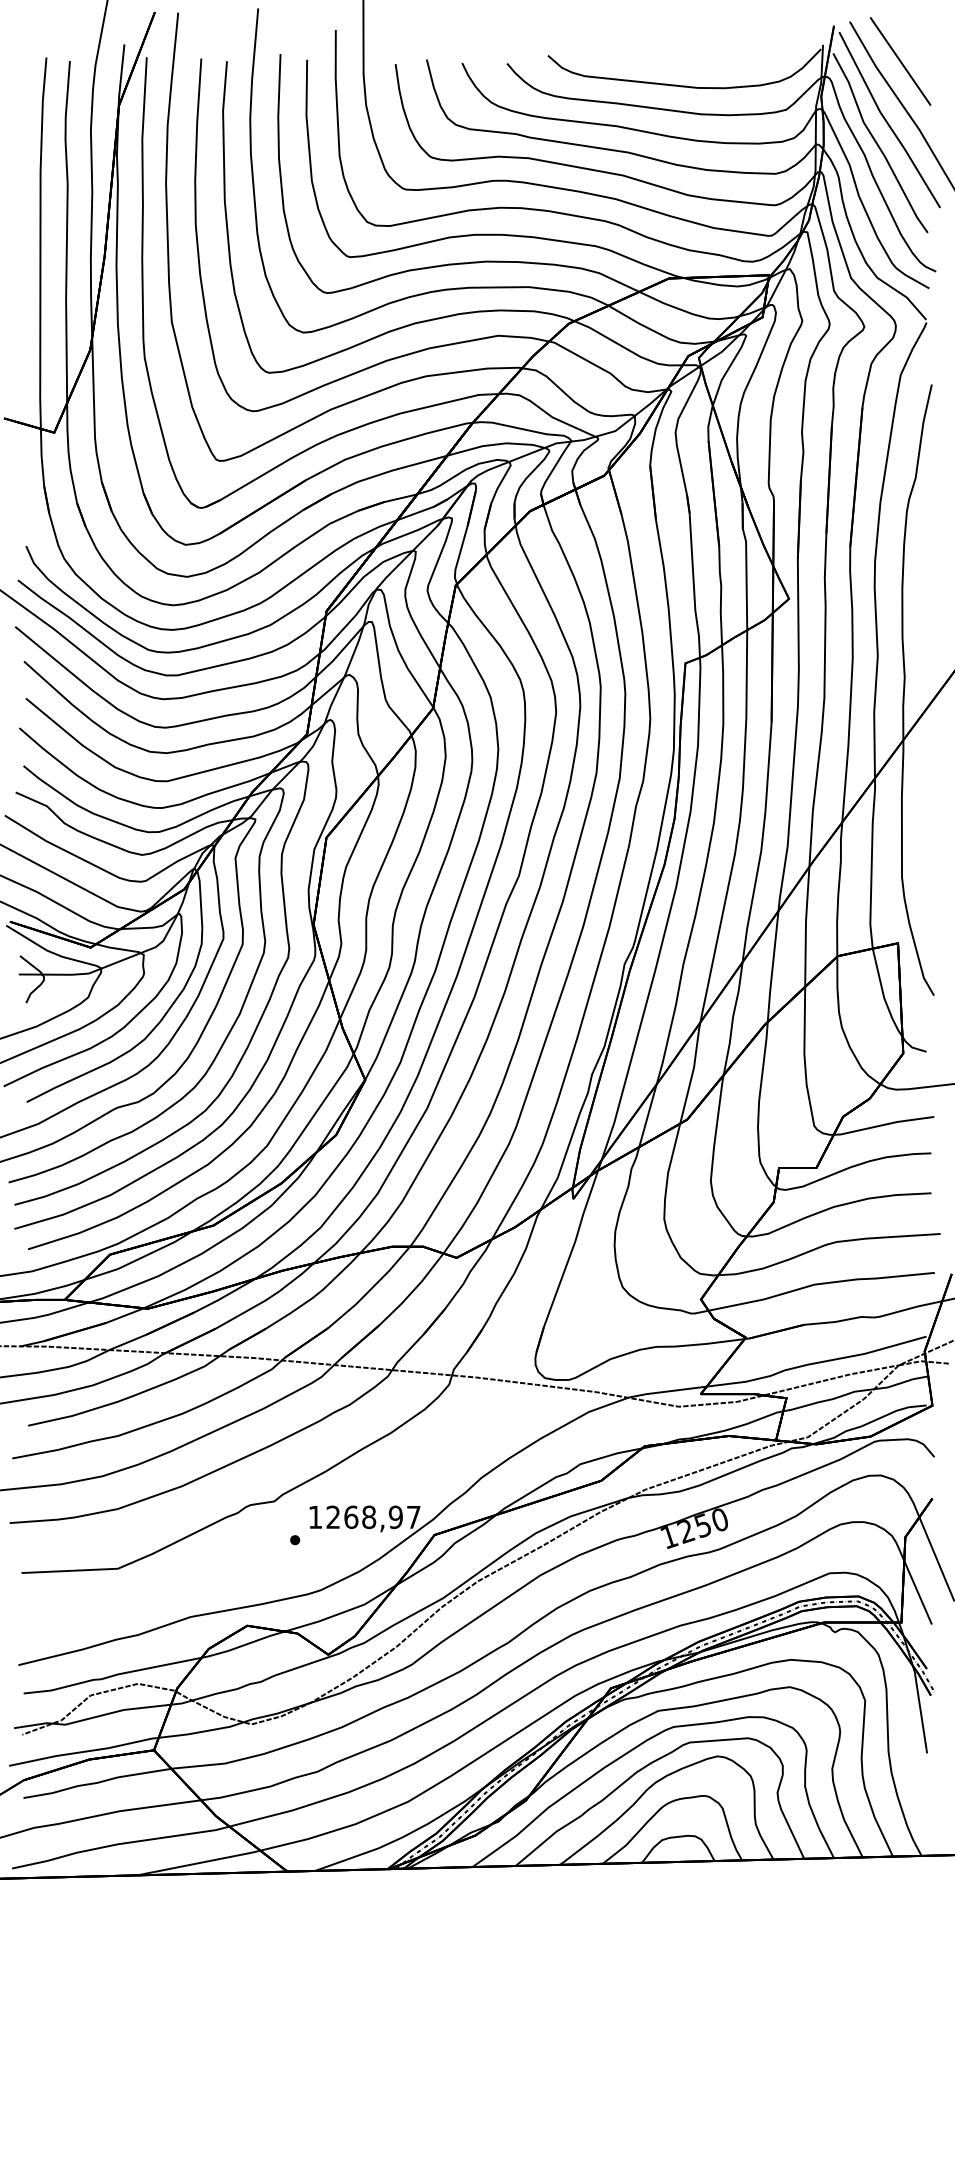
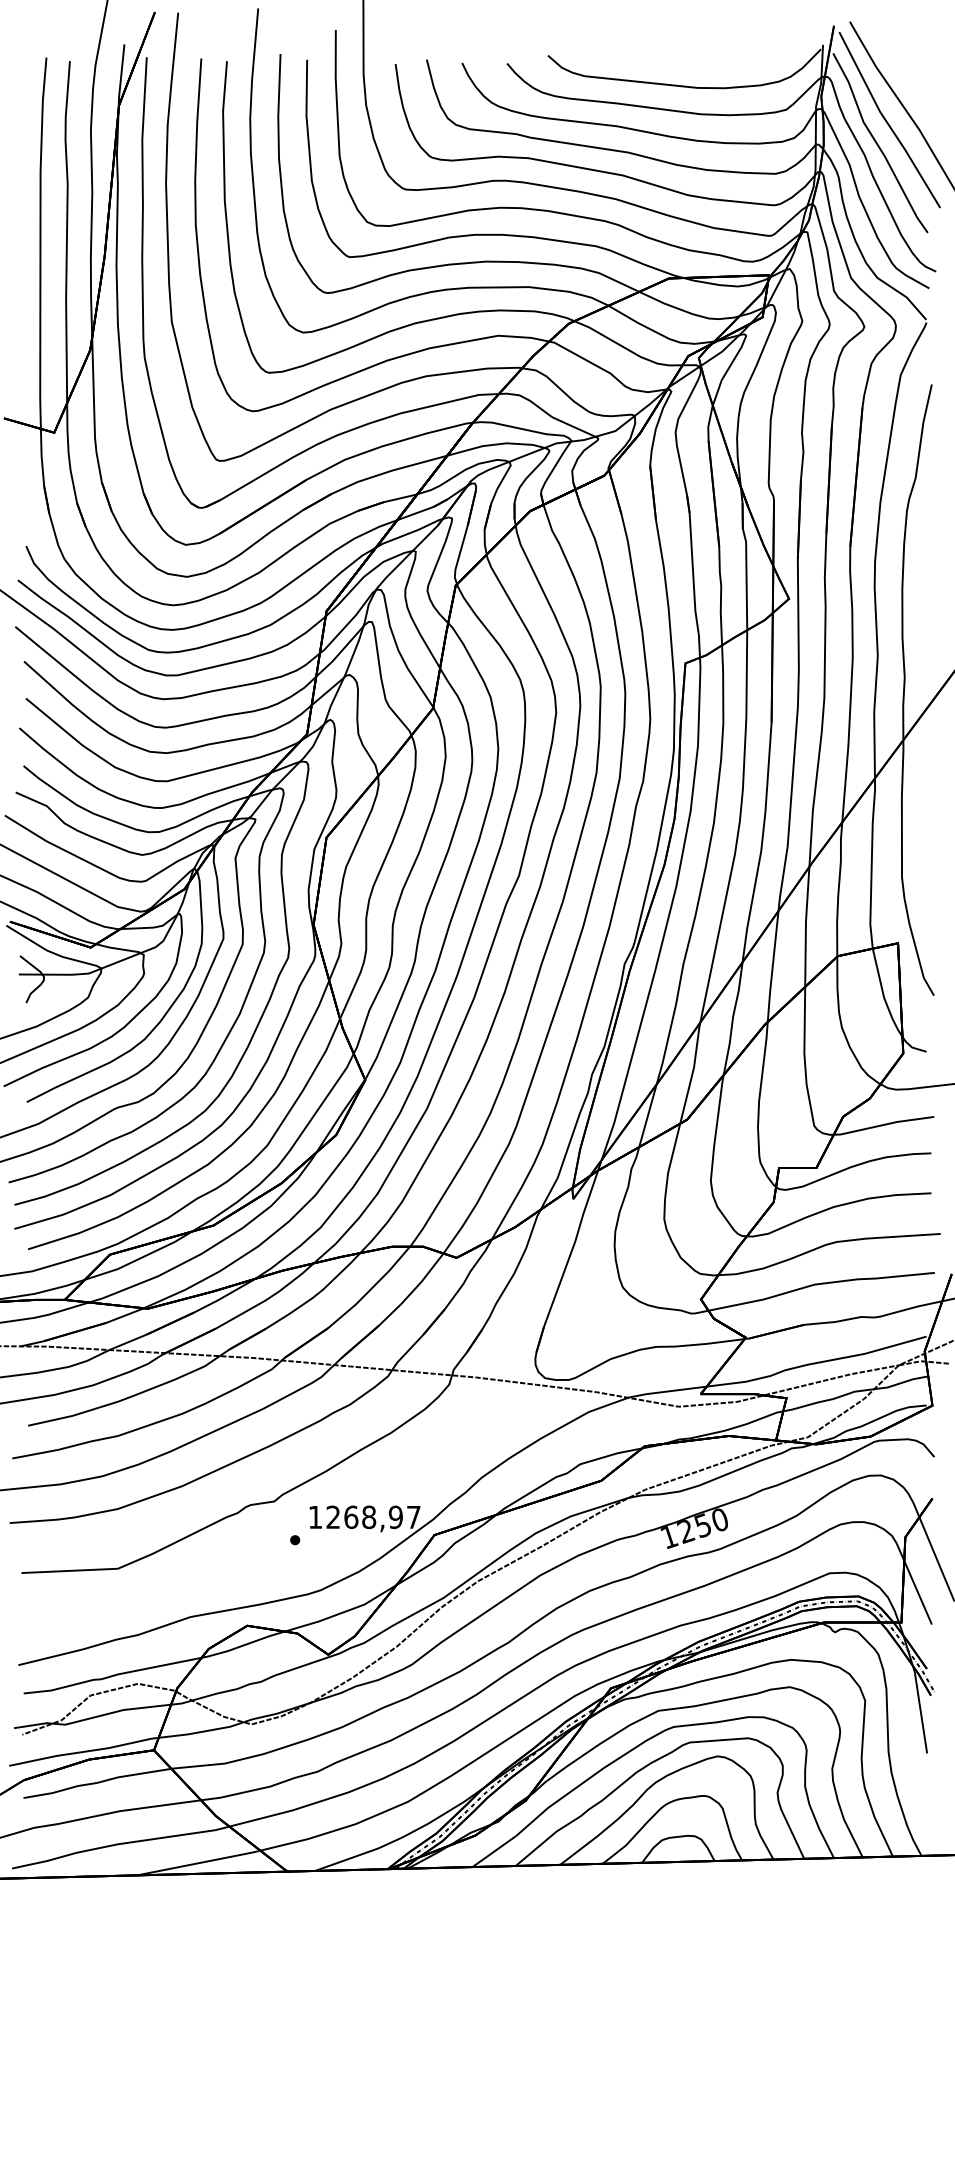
line: present -> none (900, 61)
